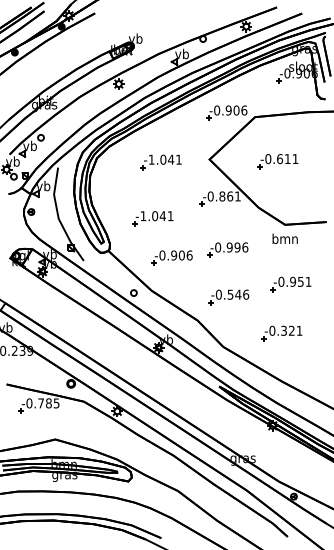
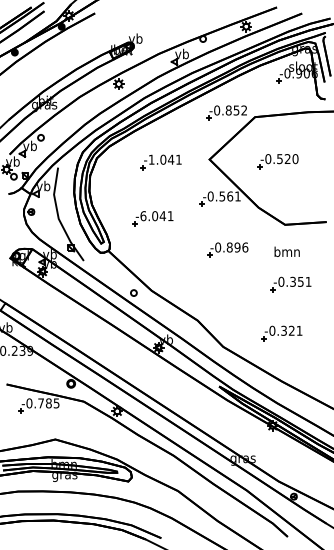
text: -0.906 -> -0.852 (236, 110)
text: -0.611 -> -0.520 (287, 159)
text: -0.861 -> -0.561 (222, 196)
text: -1.041 -> -6.041 (143, 216)
text position: (284, 238) -> (286, 251) (286, 251)
text: -0.996 -> -0.896 (229, 247)
part: present -> none (171, 257)
text: -0.951 -> -0.351 (293, 281)
part: present -> none (228, 297)
